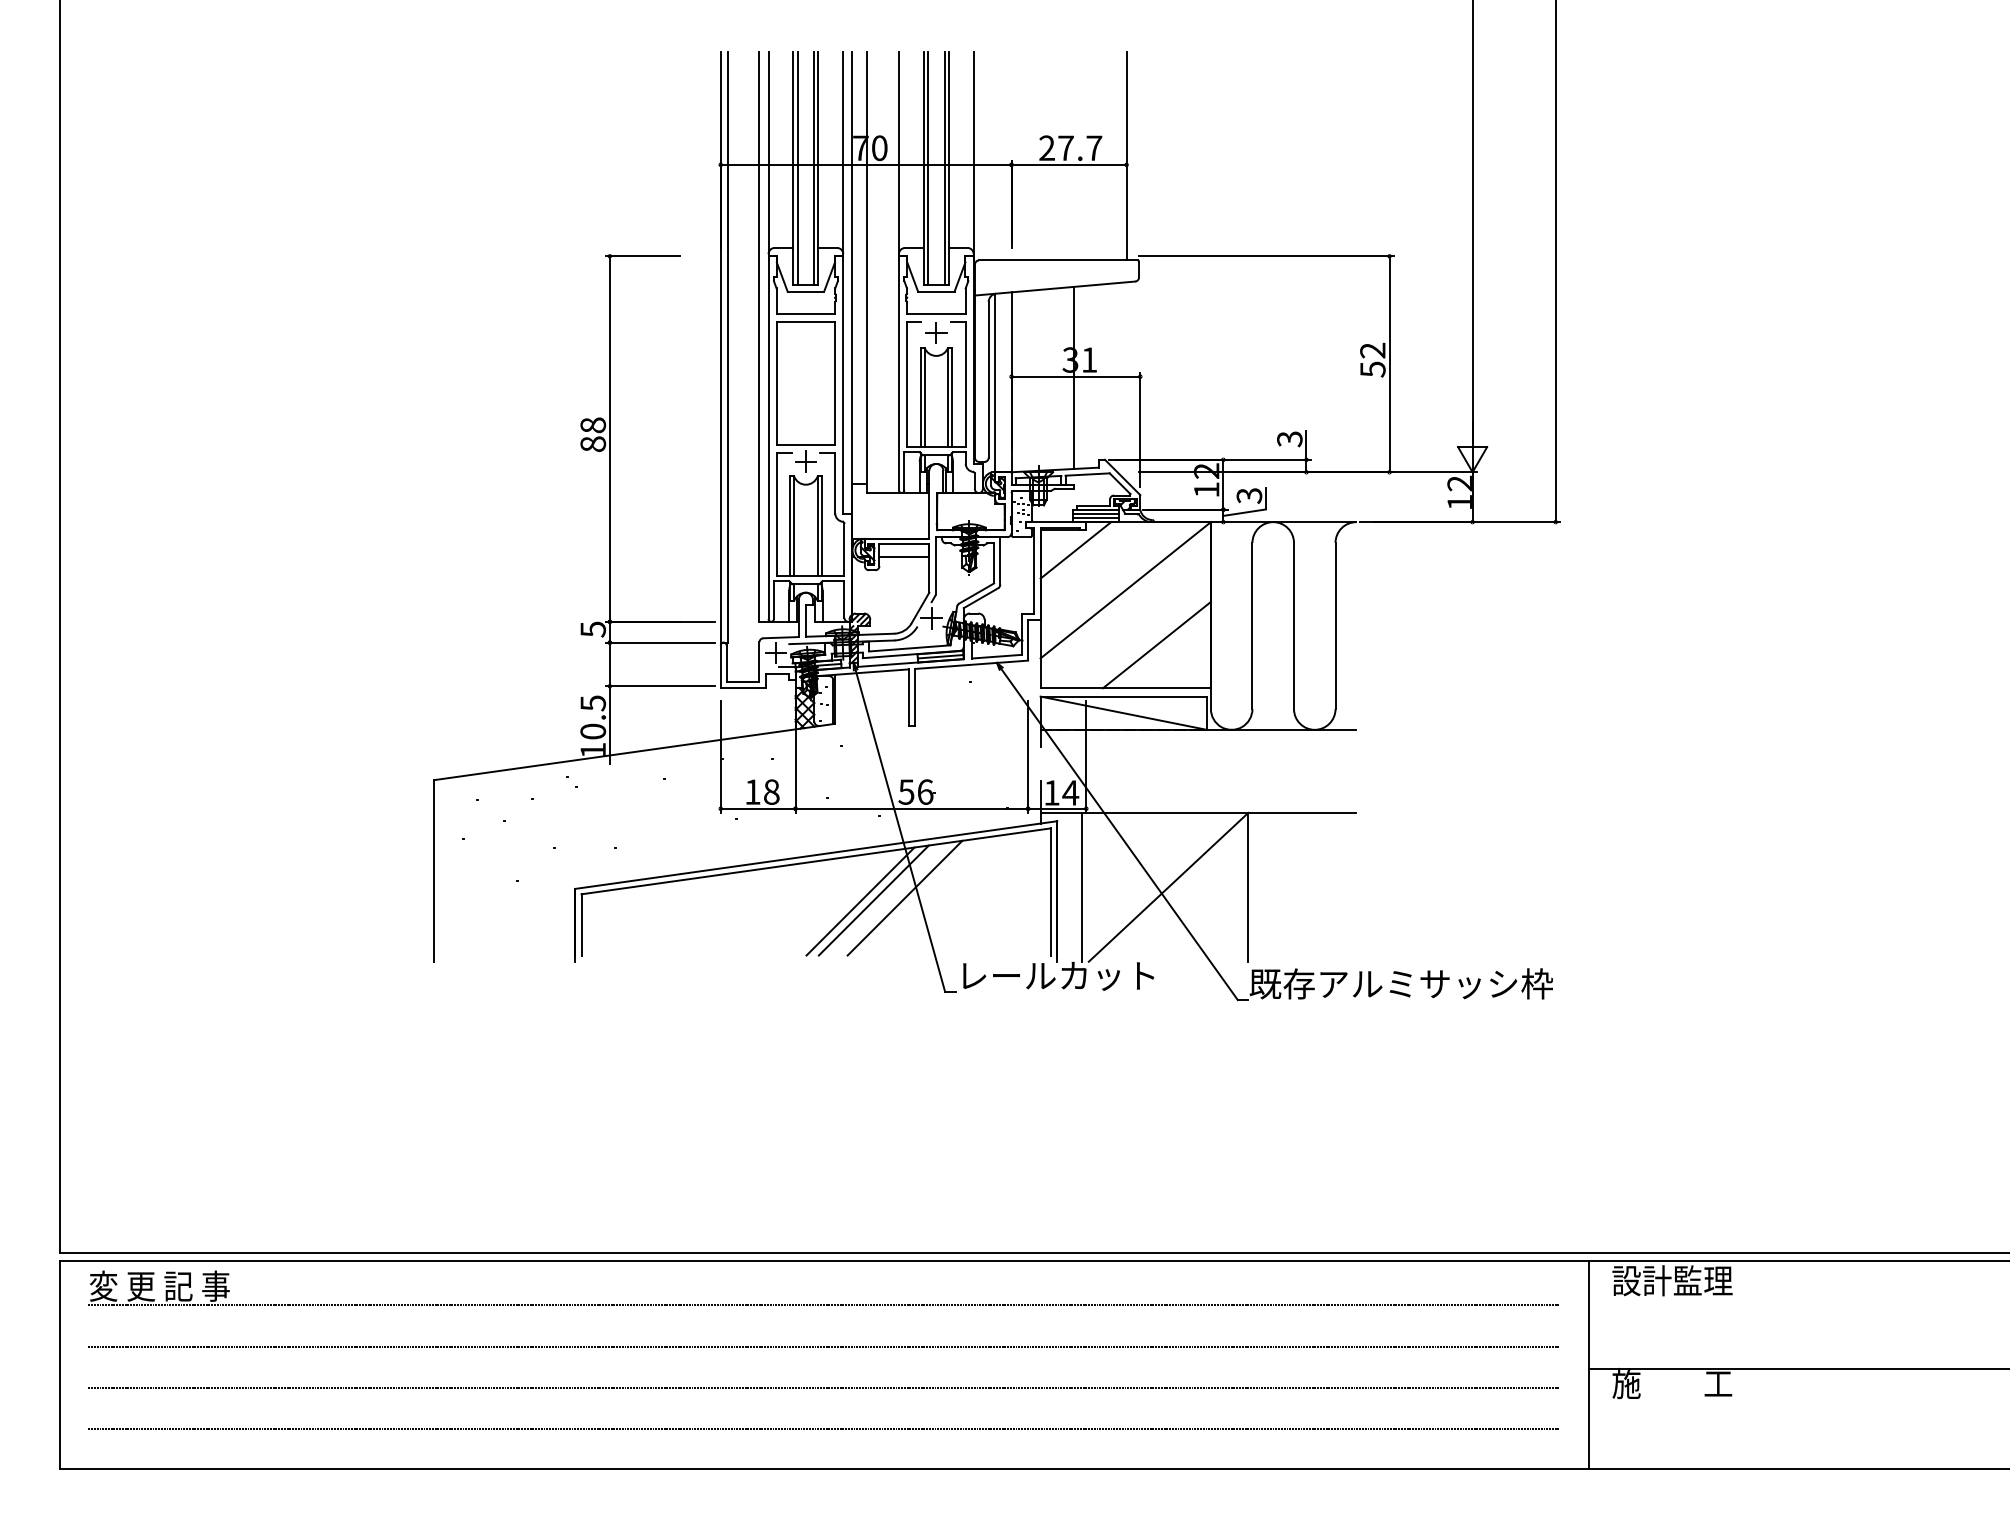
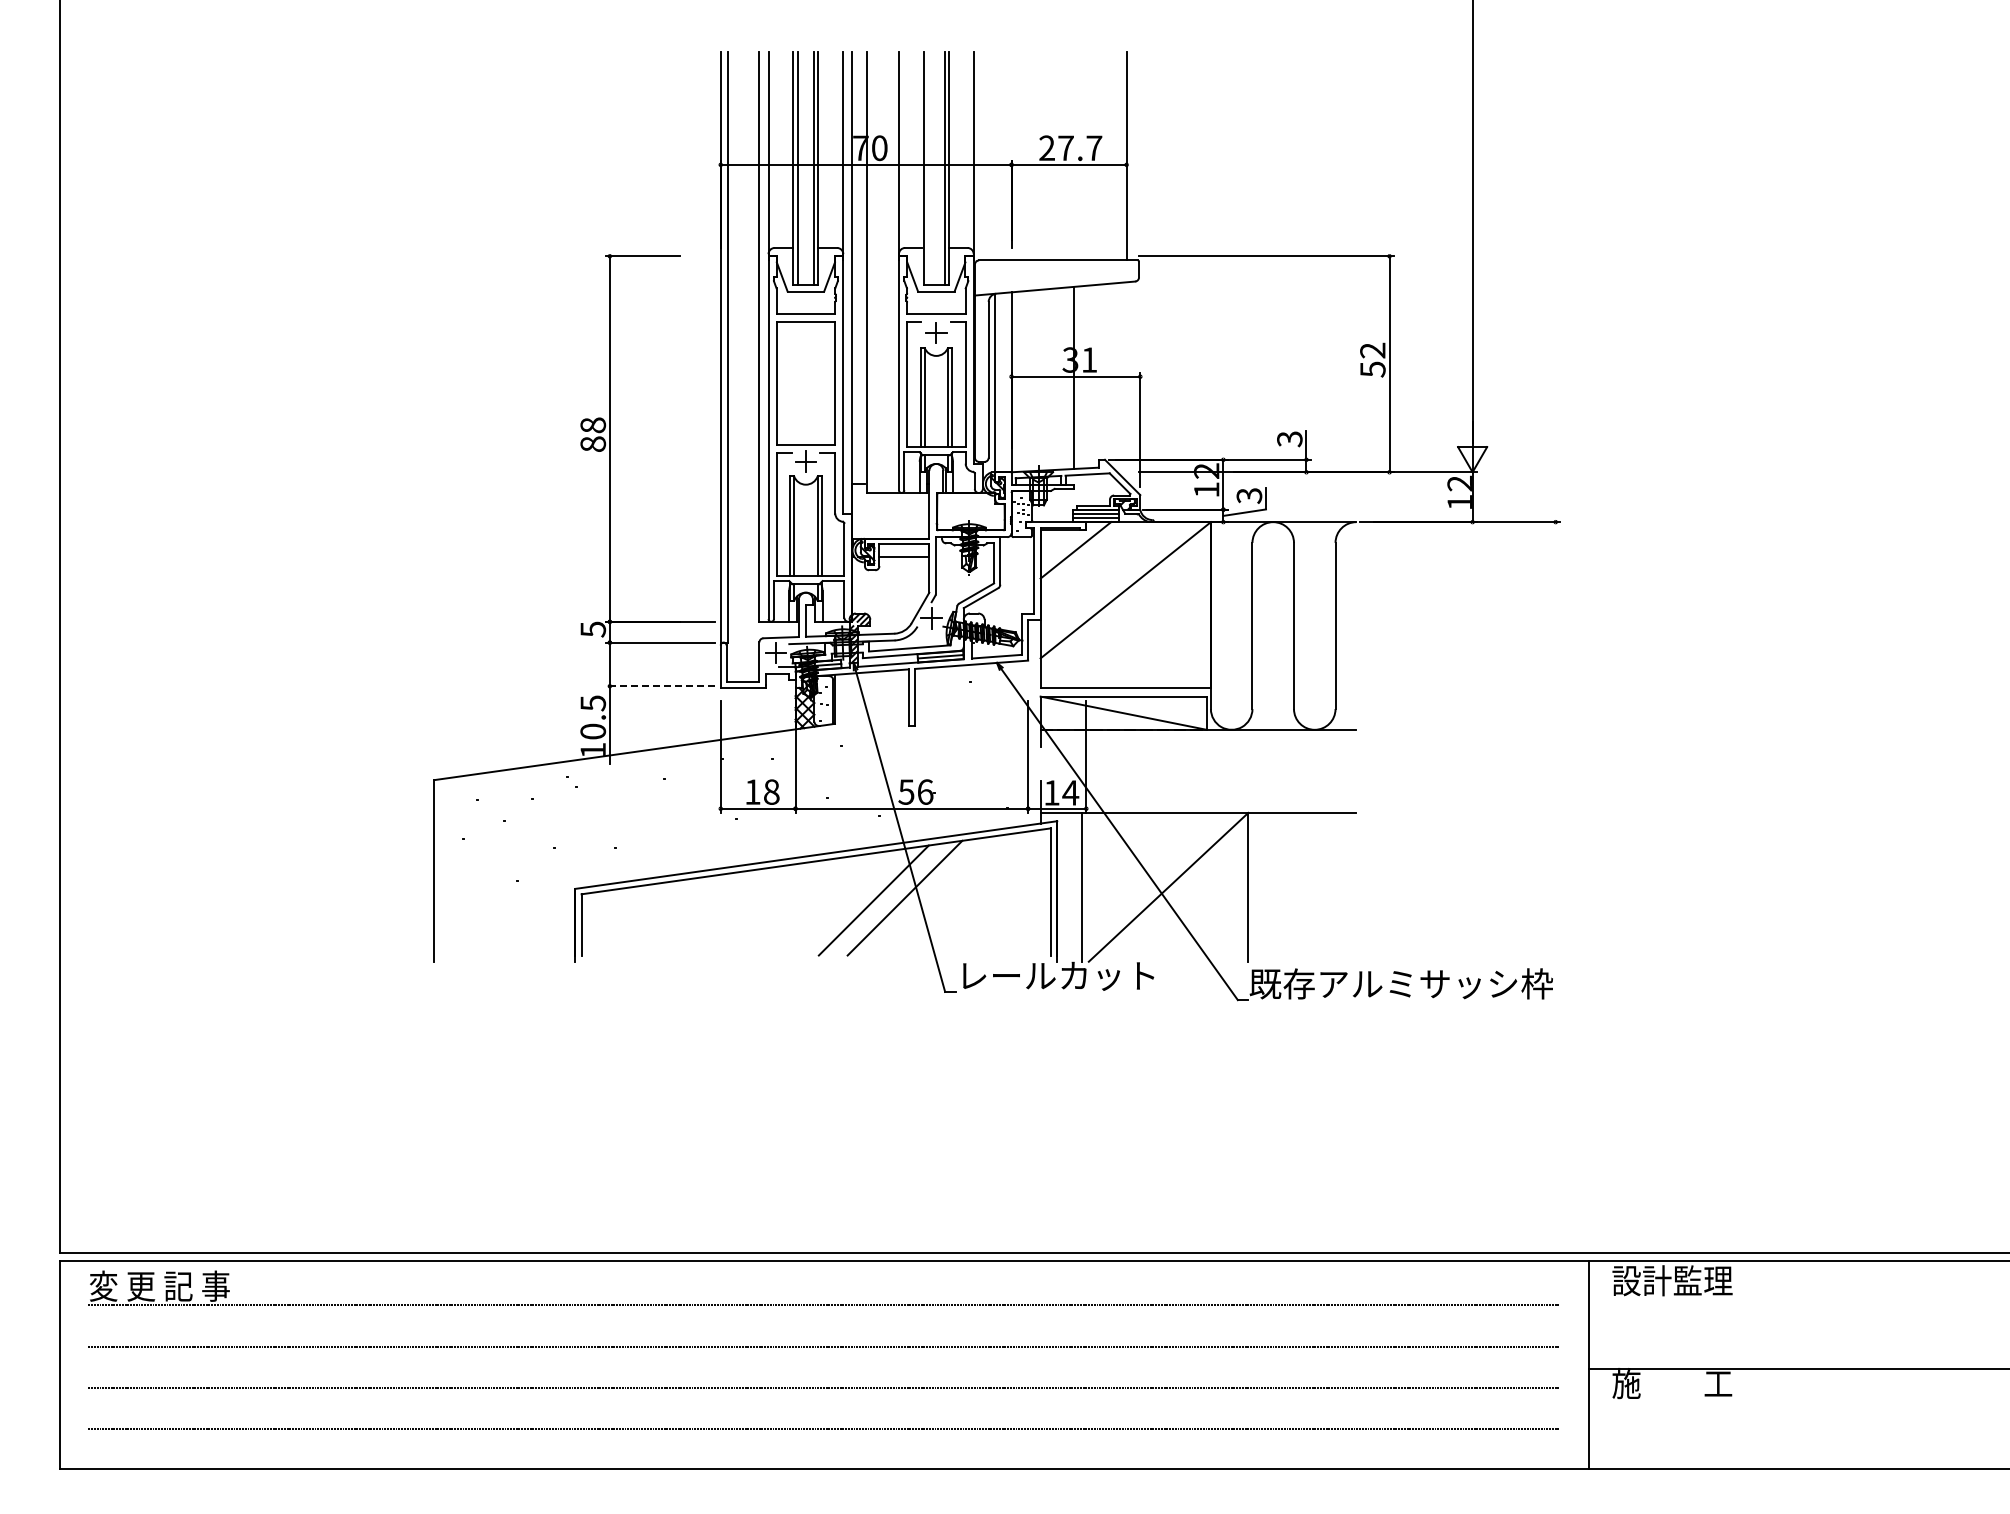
line: present -> none (928, 168)
line: present -> none (1555, 262)
line: present -> none (1156, 644)
line: solid -> dashed (660, 686)
line: present -> none (860, 901)
